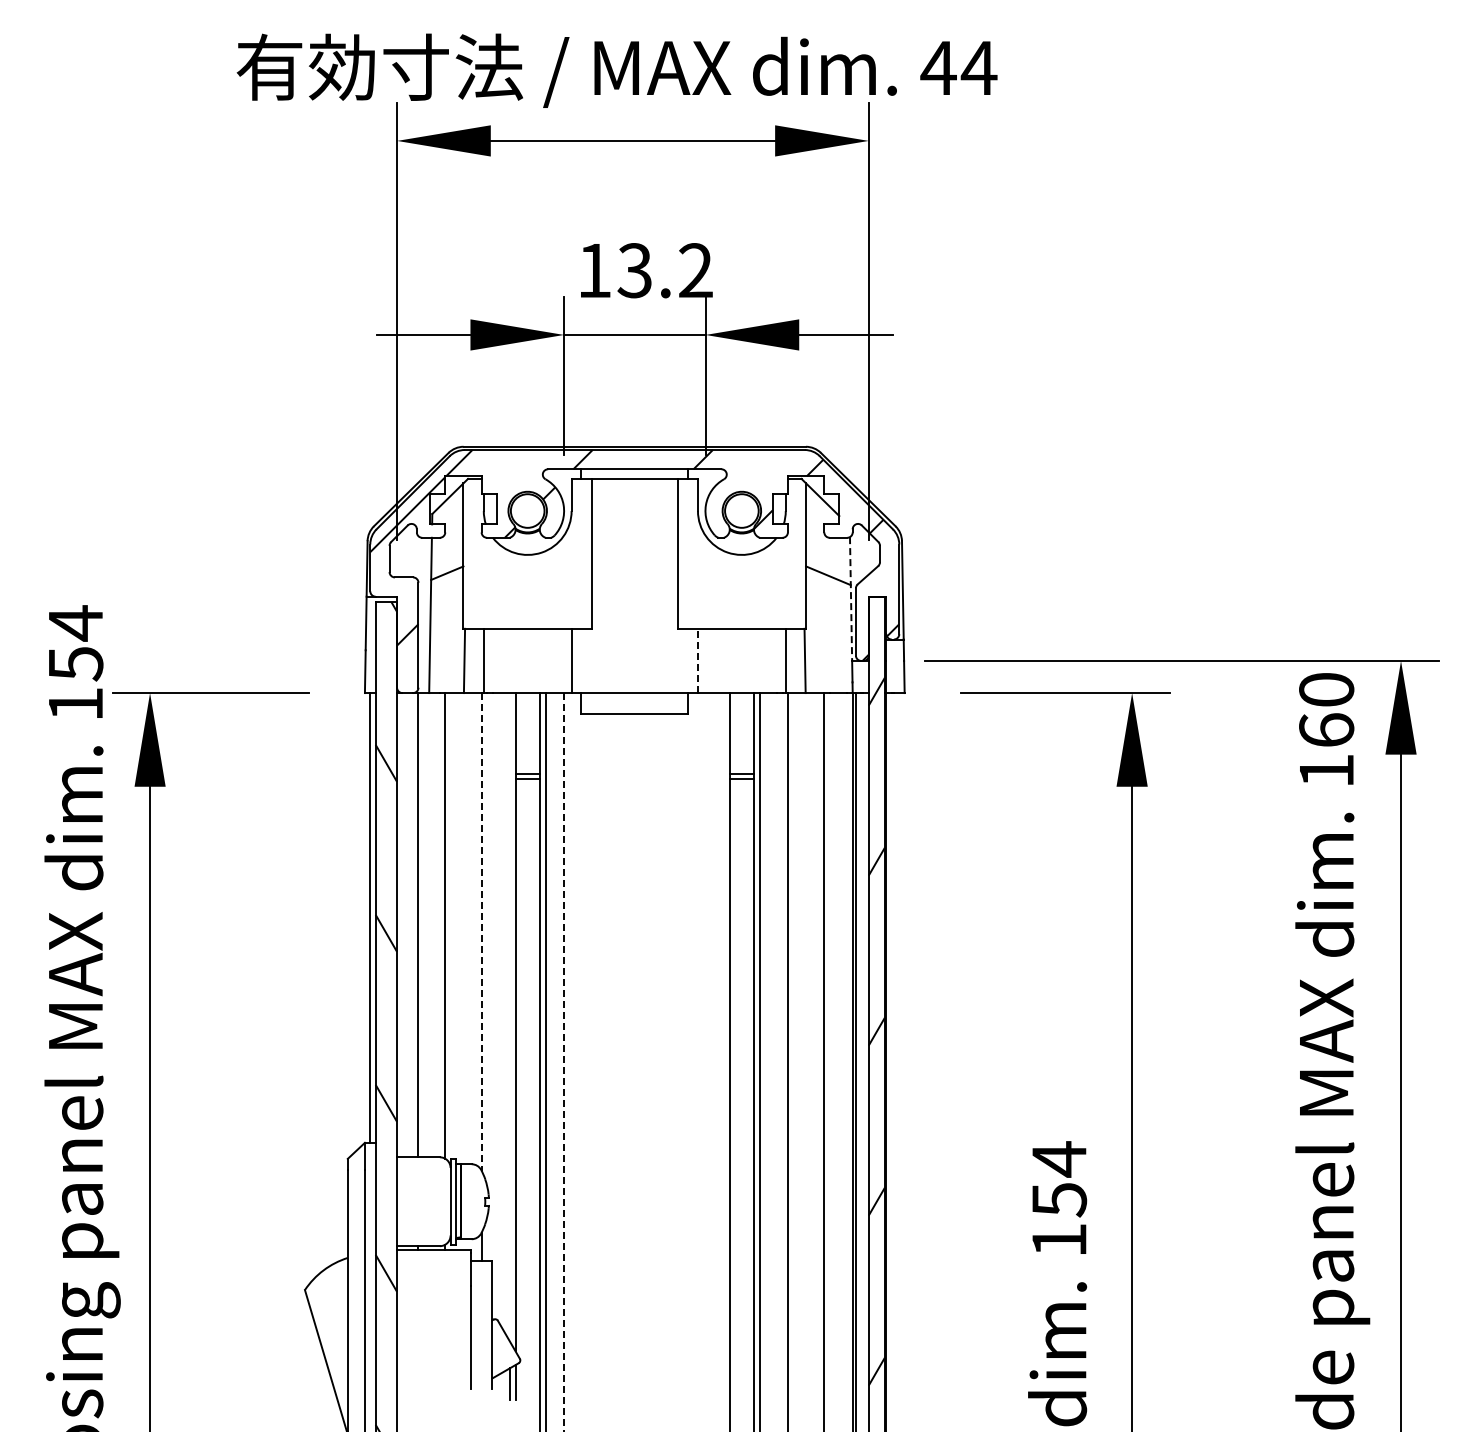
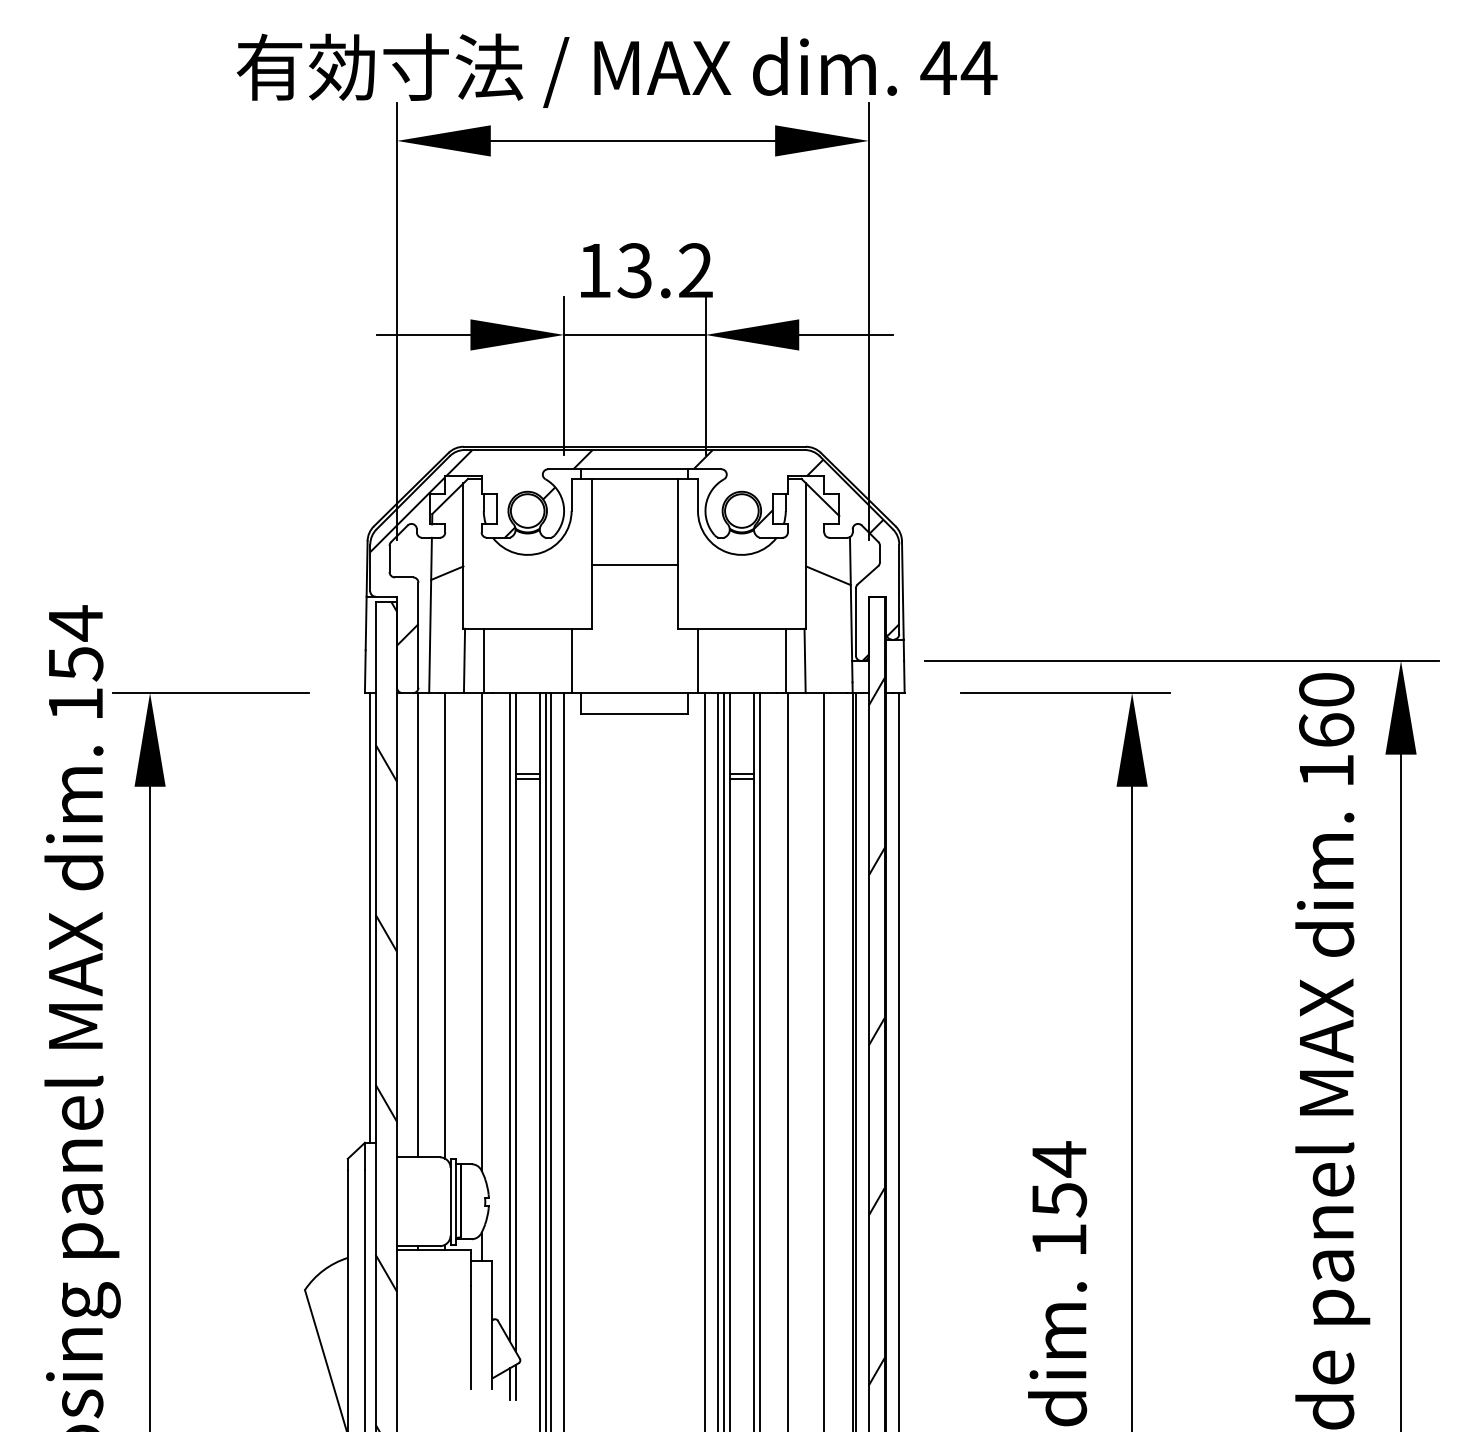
line: none -> present (634, 564)
line: dashed -> solid (851, 599)
line: dashed -> solid (697, 660)
line: dashed -> solid (481, 931)
line: none -> present (509, 1017)
line: none -> present (551, 1060)
line: none -> present (705, 1060)
line: none -> present (718, 1060)
line: none -> present (723, 1060)
line: none -> present (899, 1060)
line: dashed -> solid (564, 1062)
